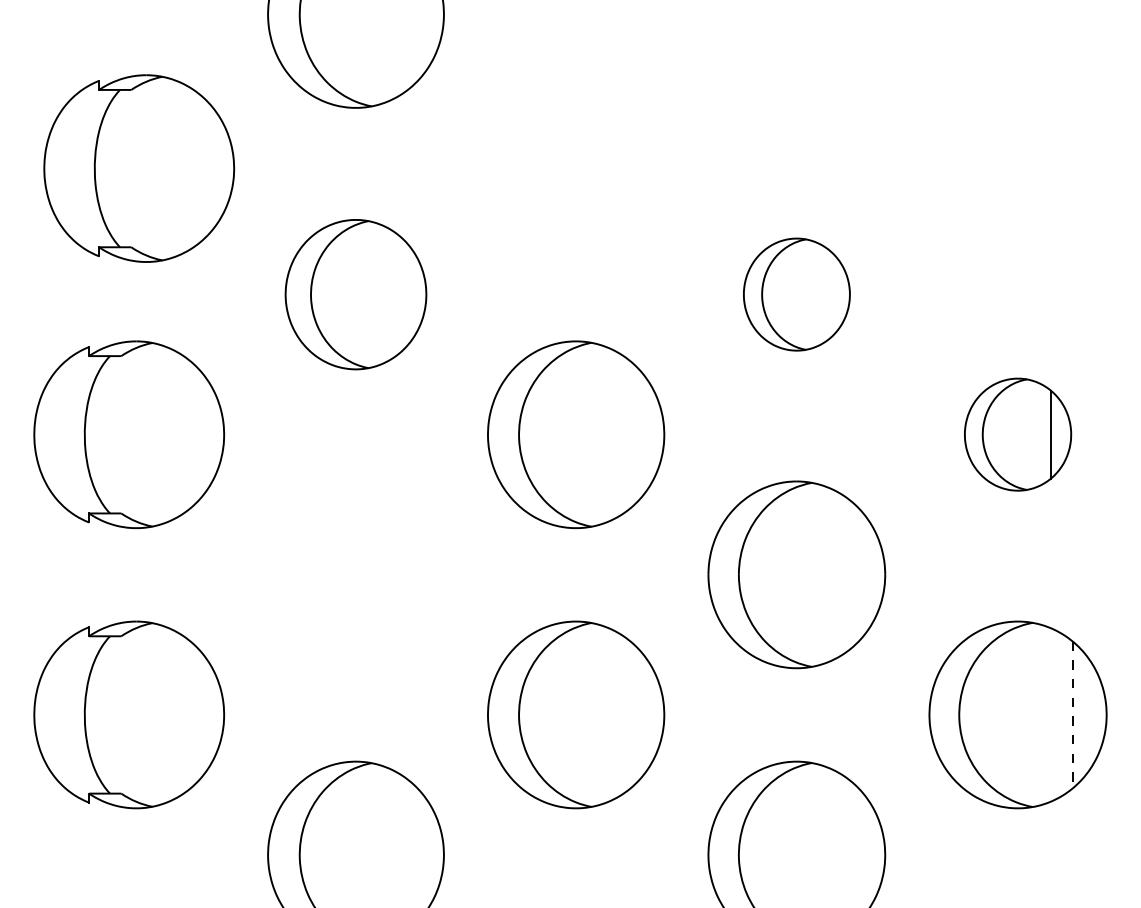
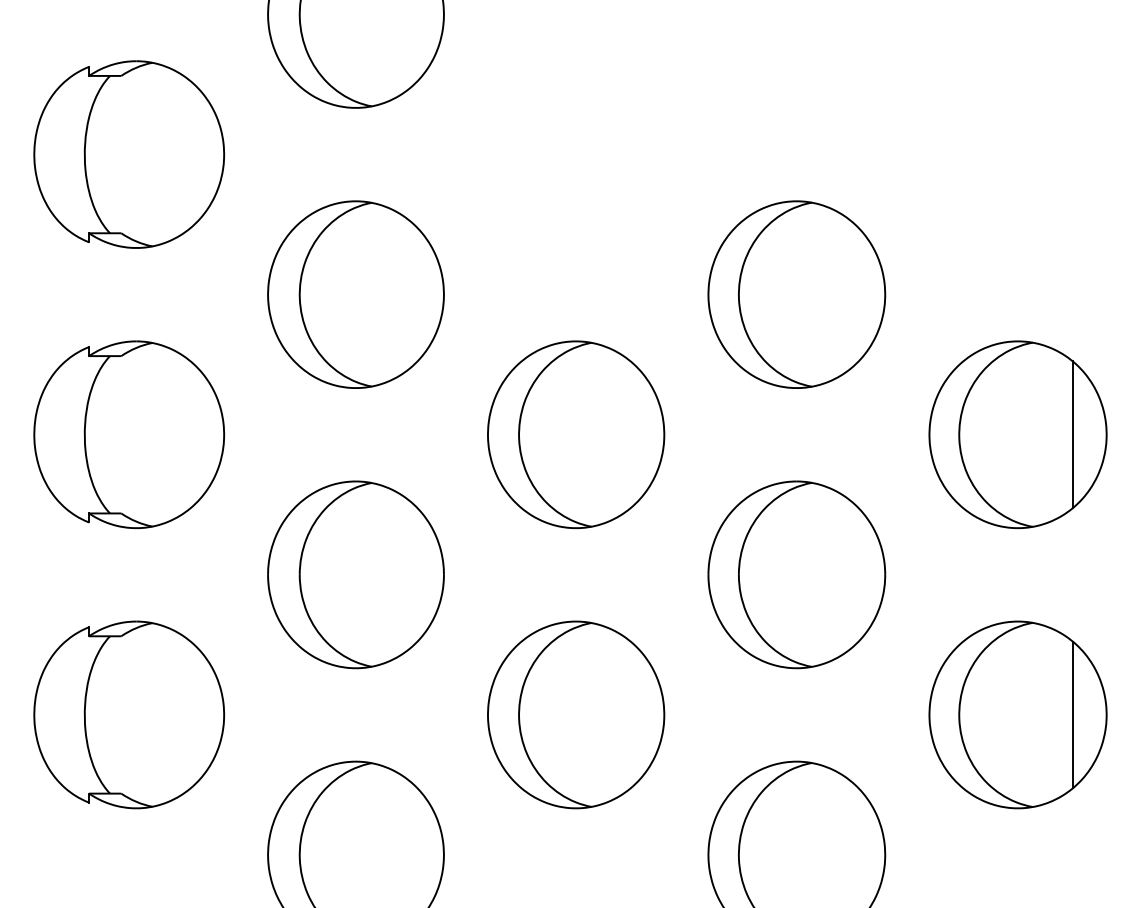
part position: (139, 168) -> (129, 154) (129, 154)
part size: 144x152 px -> 178x189 px (355, 294)
part size: 108x115 px -> 180x189 px (796, 294)
part size: 109x115 px -> 180x189 px (1017, 434)
part: none -> present (355, 574)
line: dashed -> solid (1072, 715)
